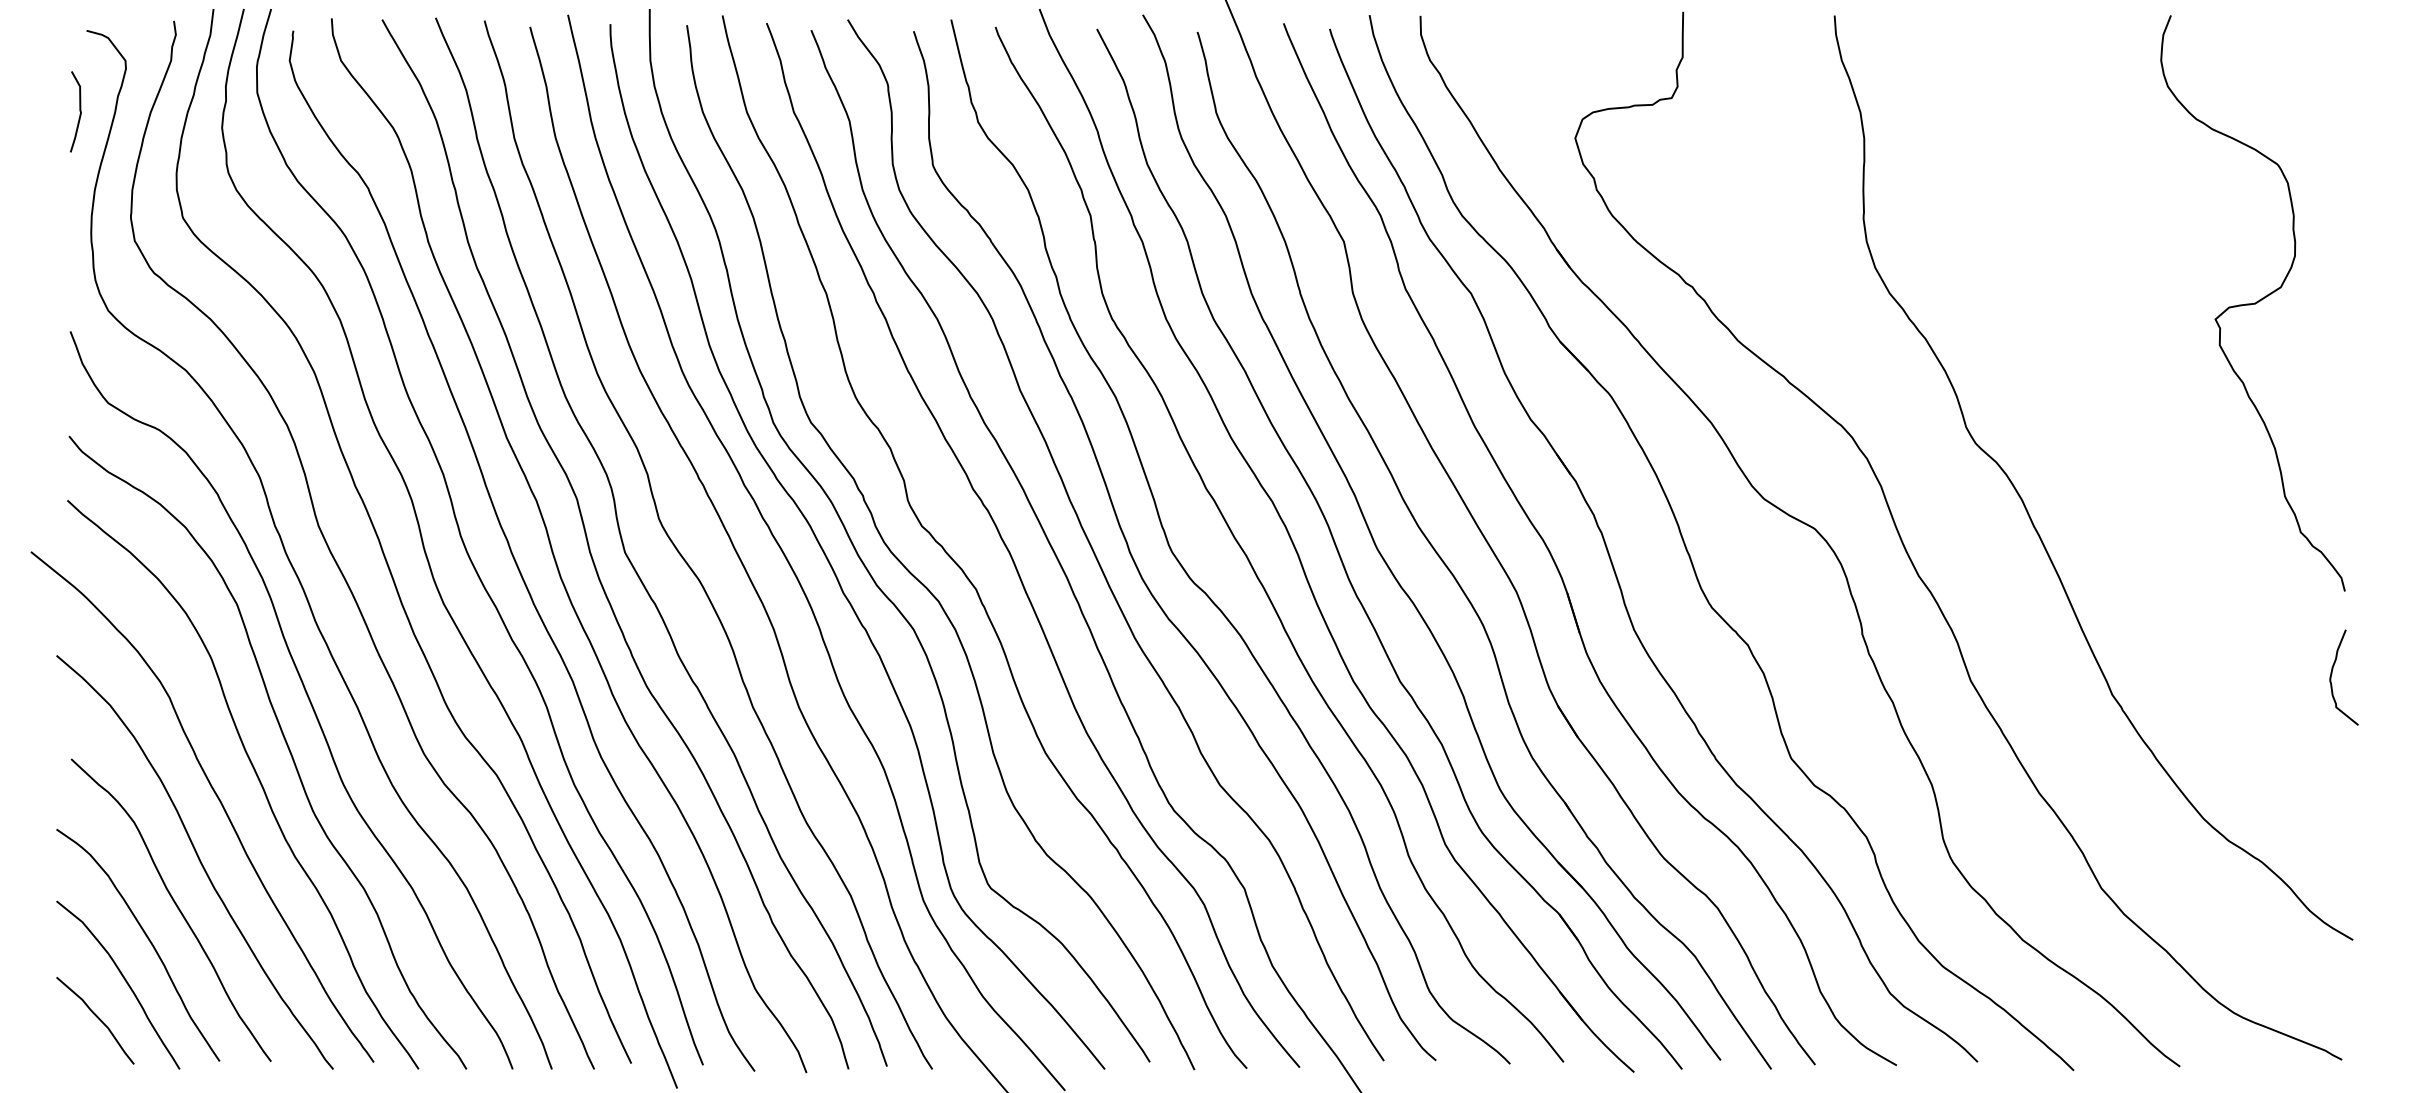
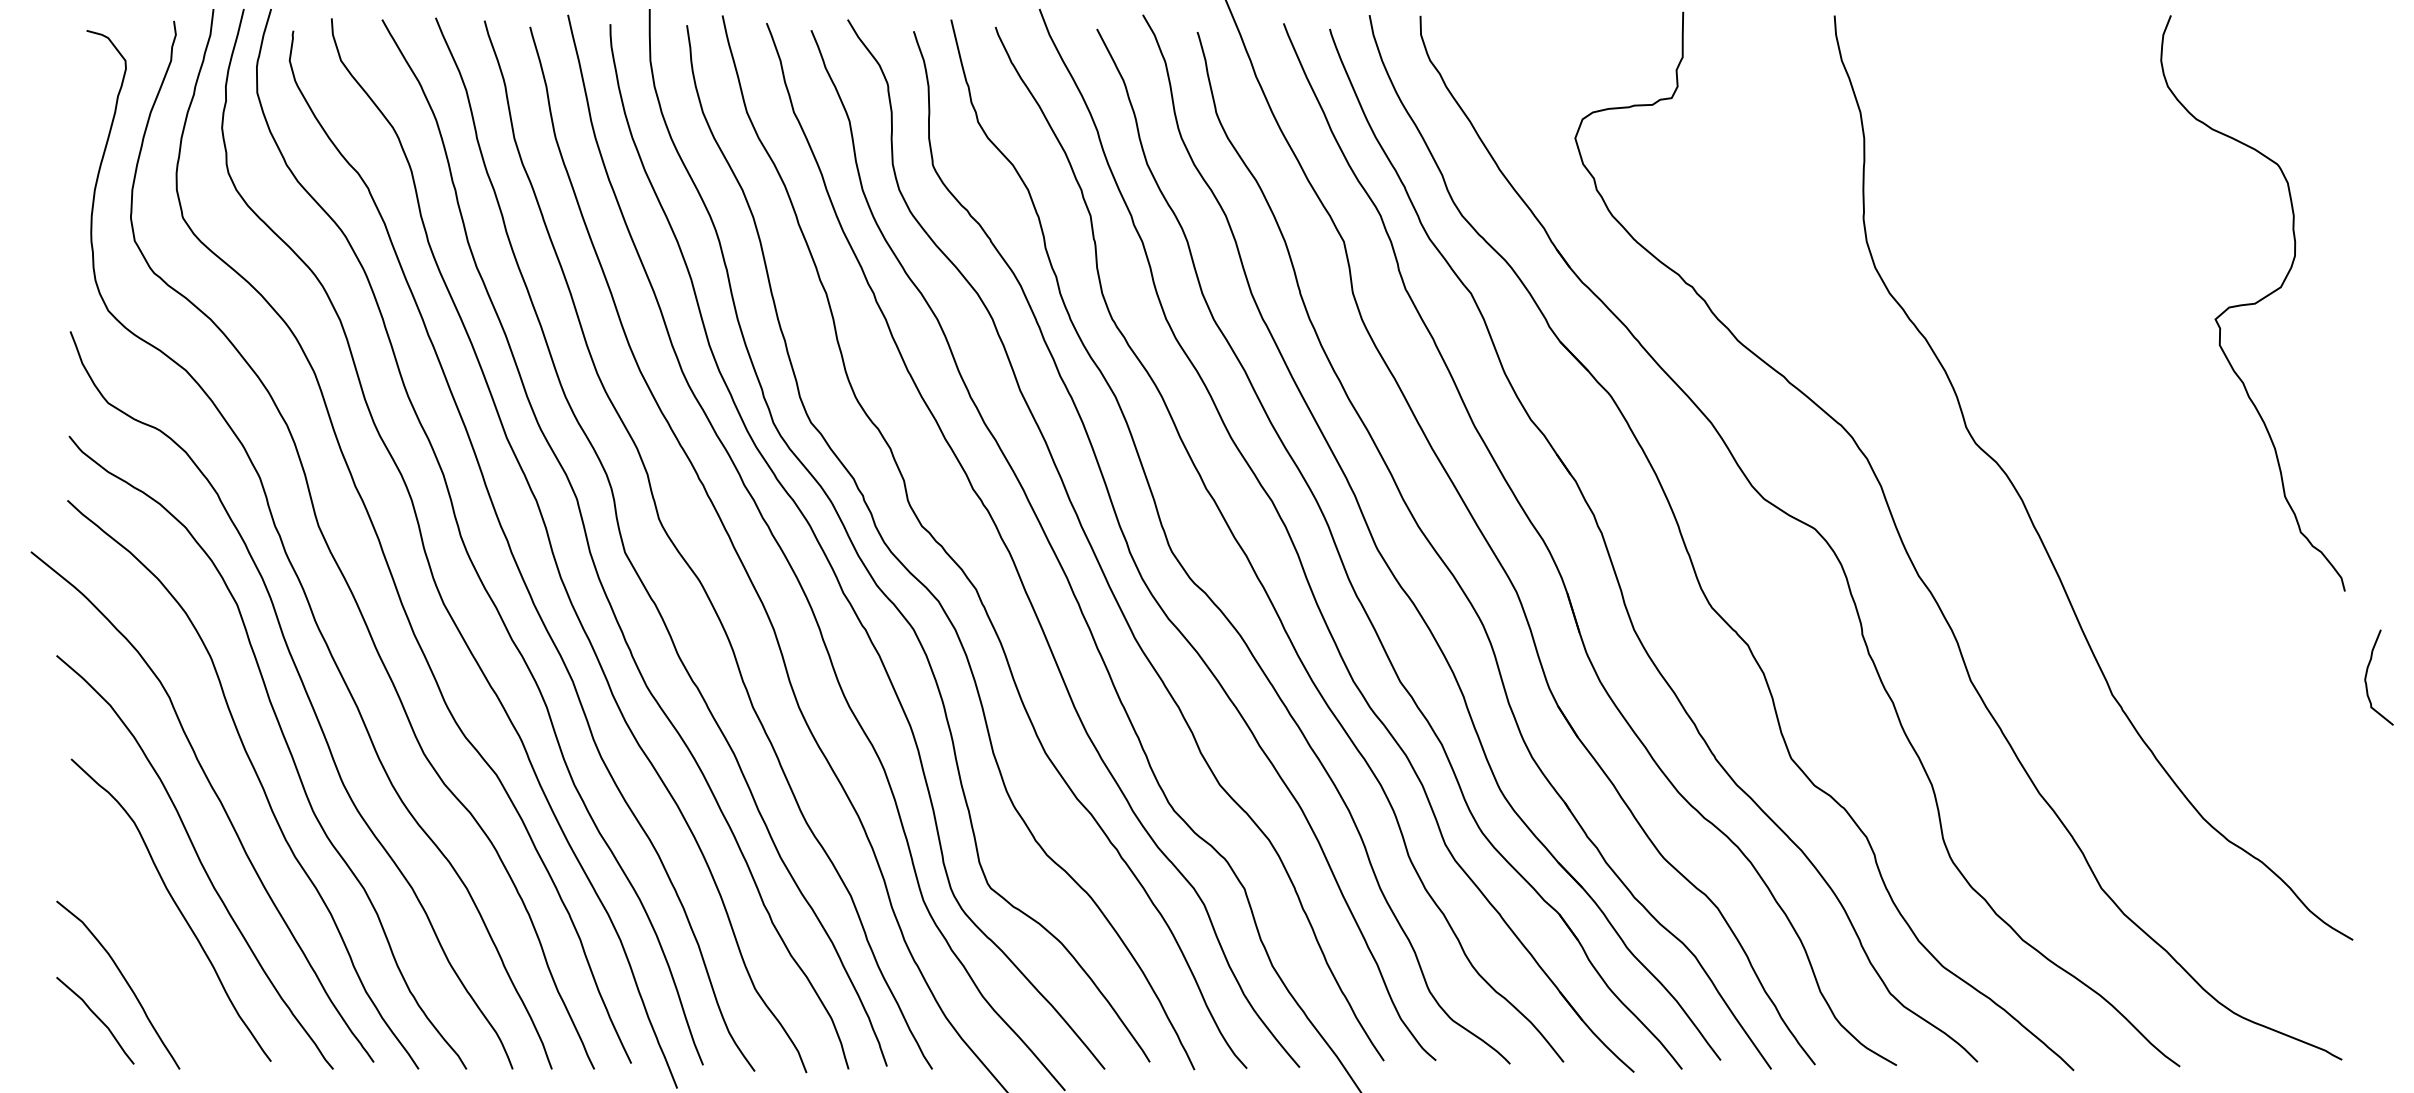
curve: present -> none (79, 111)
curve position: (2332, 674) -> (2367, 674) (2367, 674)
curve: present -> none (146, 937)
